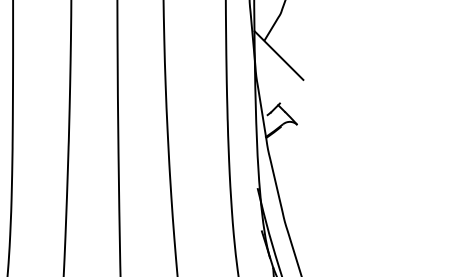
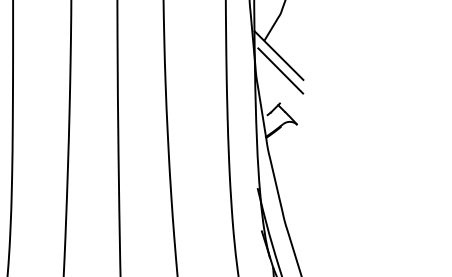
line: none -> present (280, 70)
